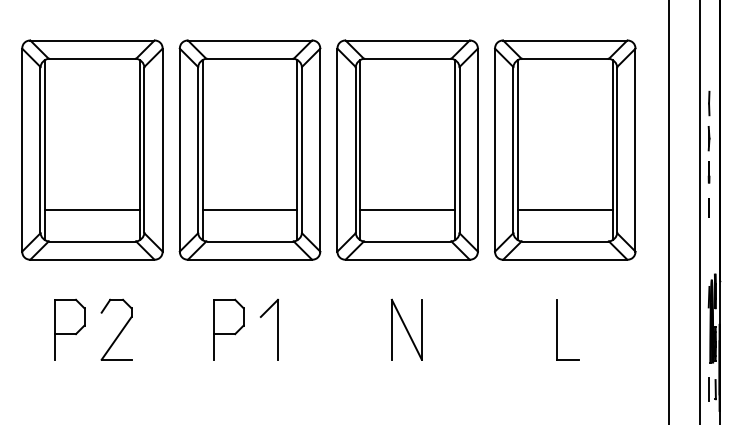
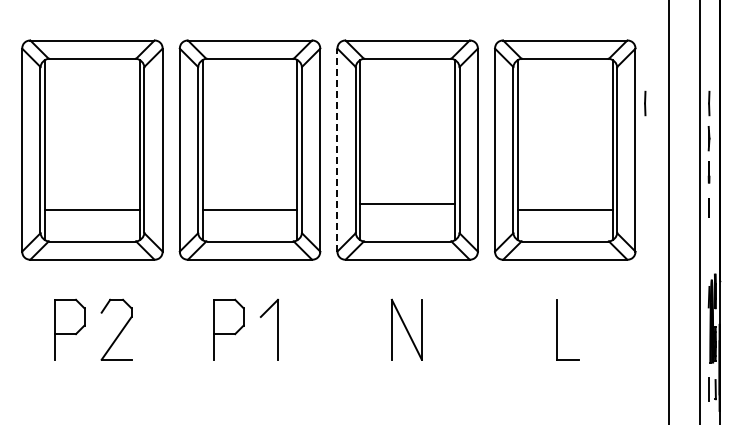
line: none -> present (645, 103)
line: solid -> dashed (337, 149)
line position: (407, 210) -> (407, 204) (407, 204)
